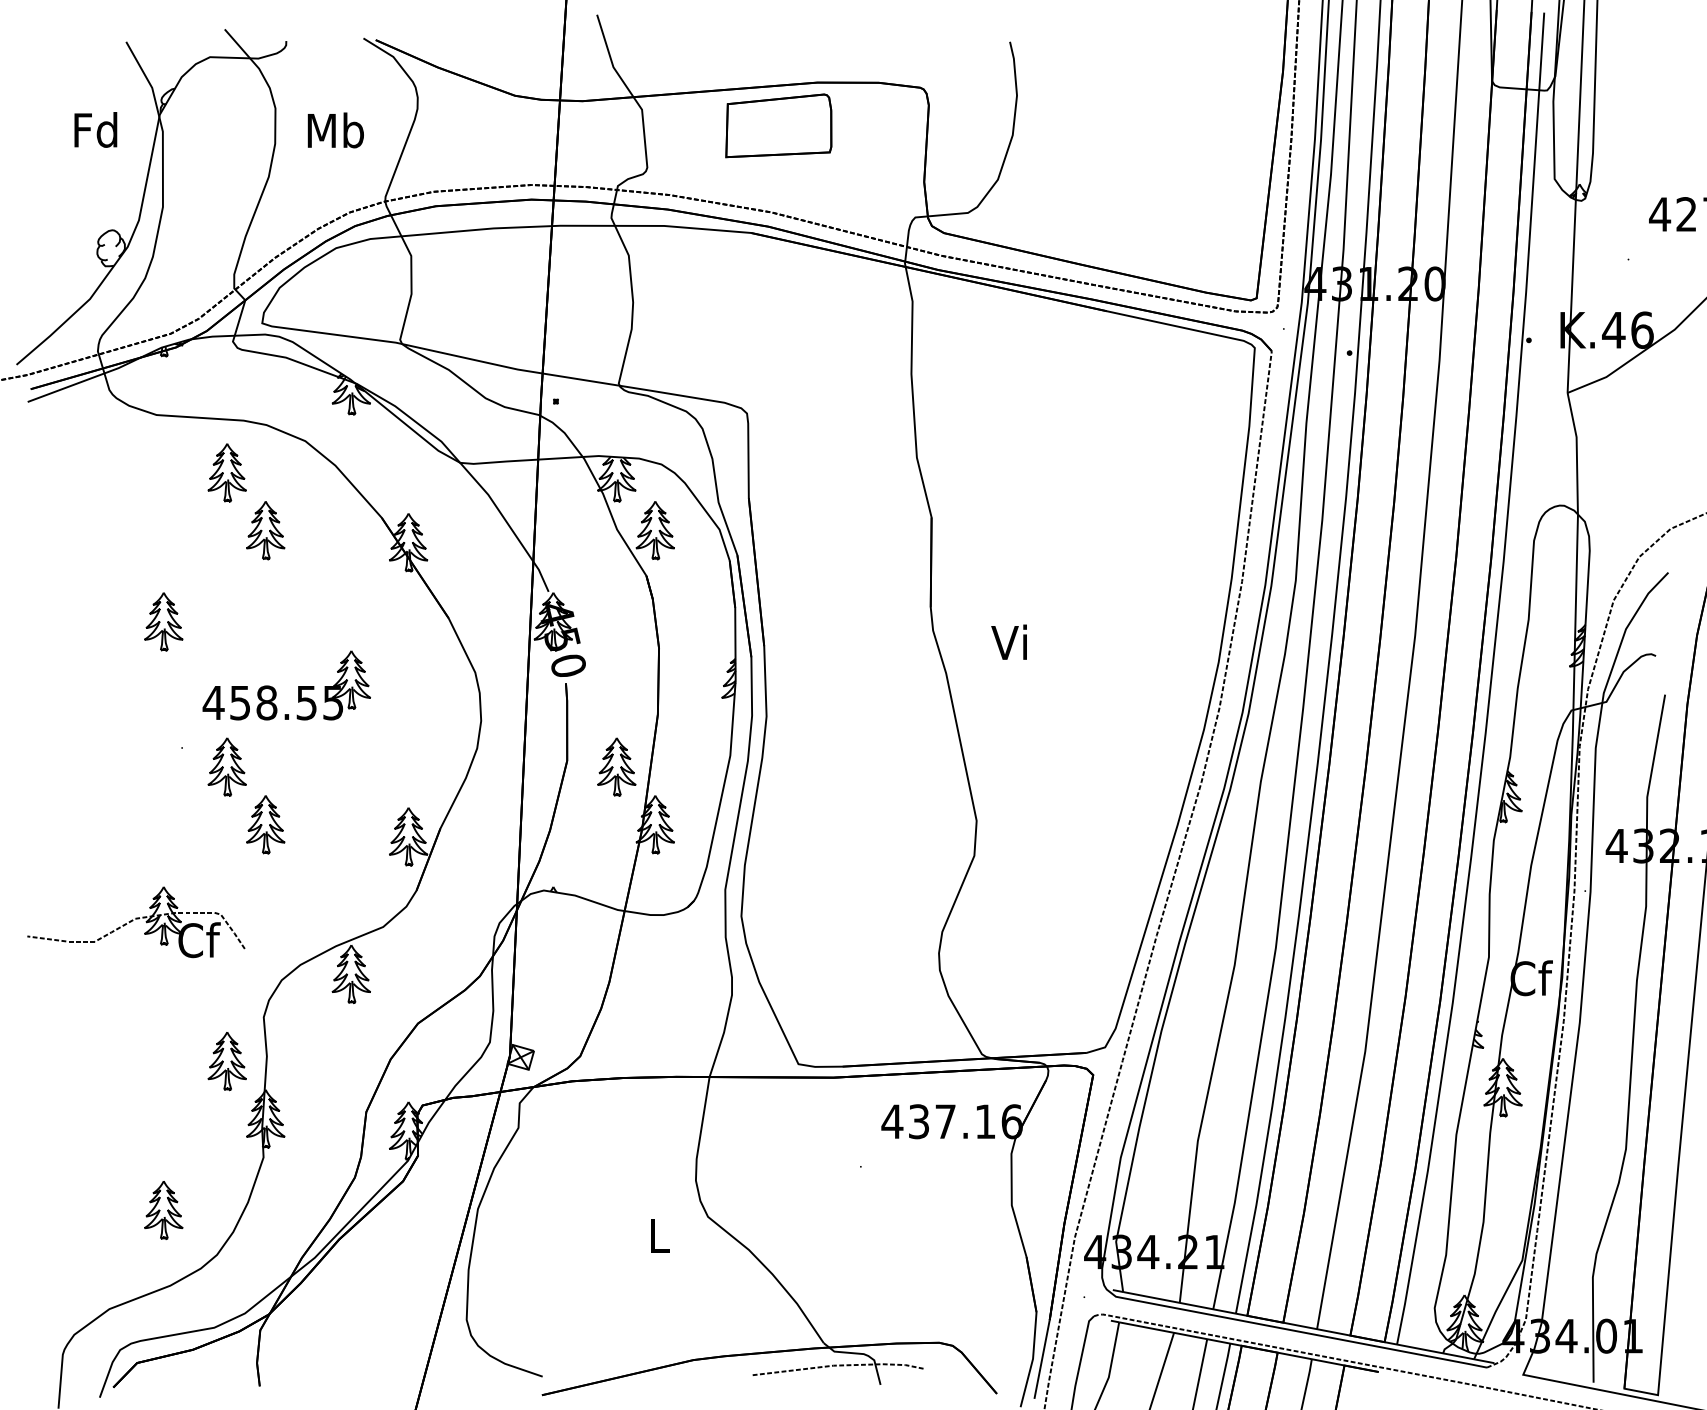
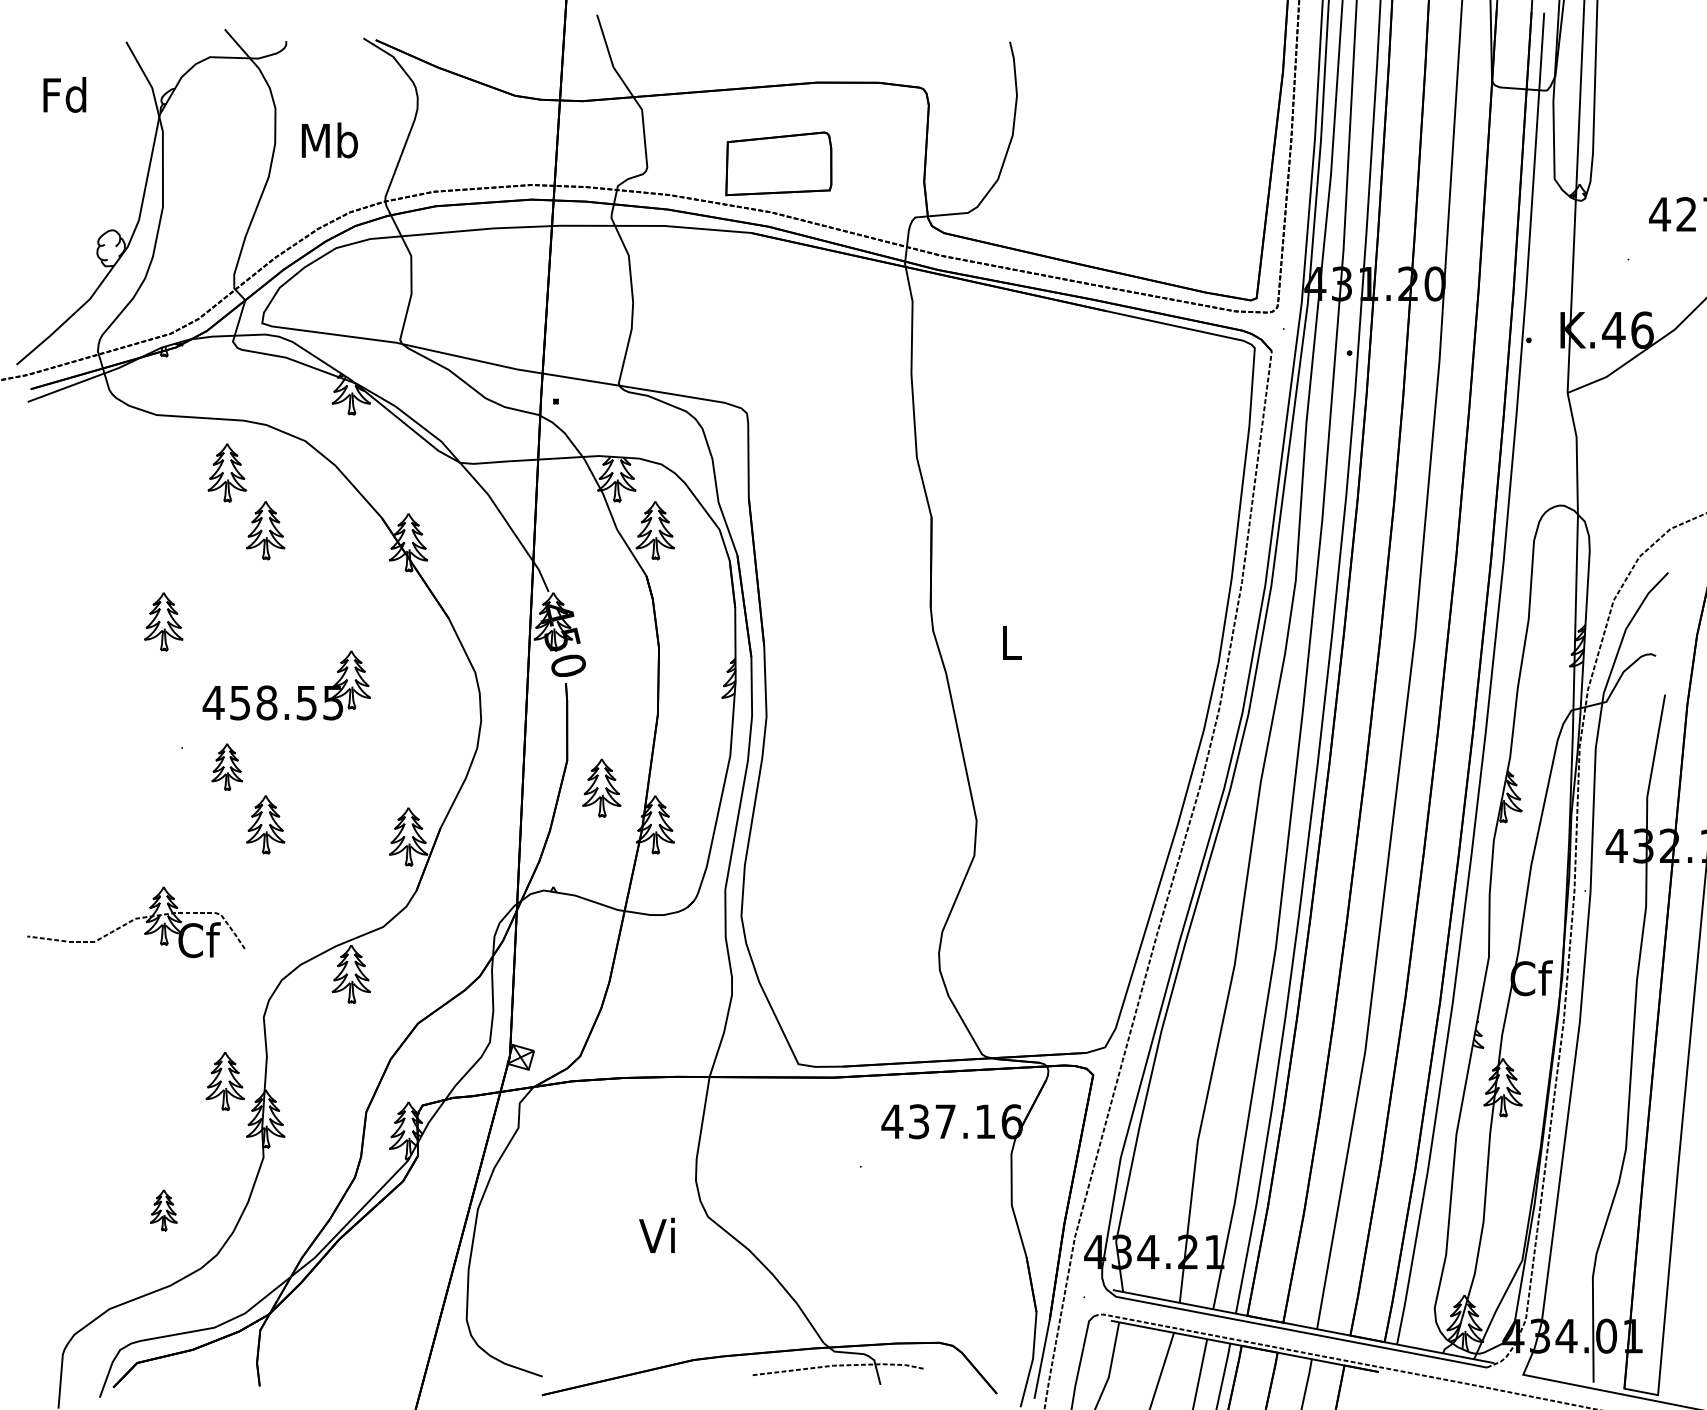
part position: (778, 125) -> (778, 163) (778, 163)
text position: (95, 129) -> (64, 94) (64, 94)
text position: (335, 130) -> (329, 140) (329, 140)
text: Vi -> L (1008, 641)
part size: 40x60 px -> 32x49 px (226, 767)
part position: (616, 766) -> (601, 787) (601, 787)
part position: (226, 1061) -> (224, 1081) (224, 1081)
part size: 40x59 px -> 28x43 px (163, 1210)
text: L -> Vi (656, 1235)
